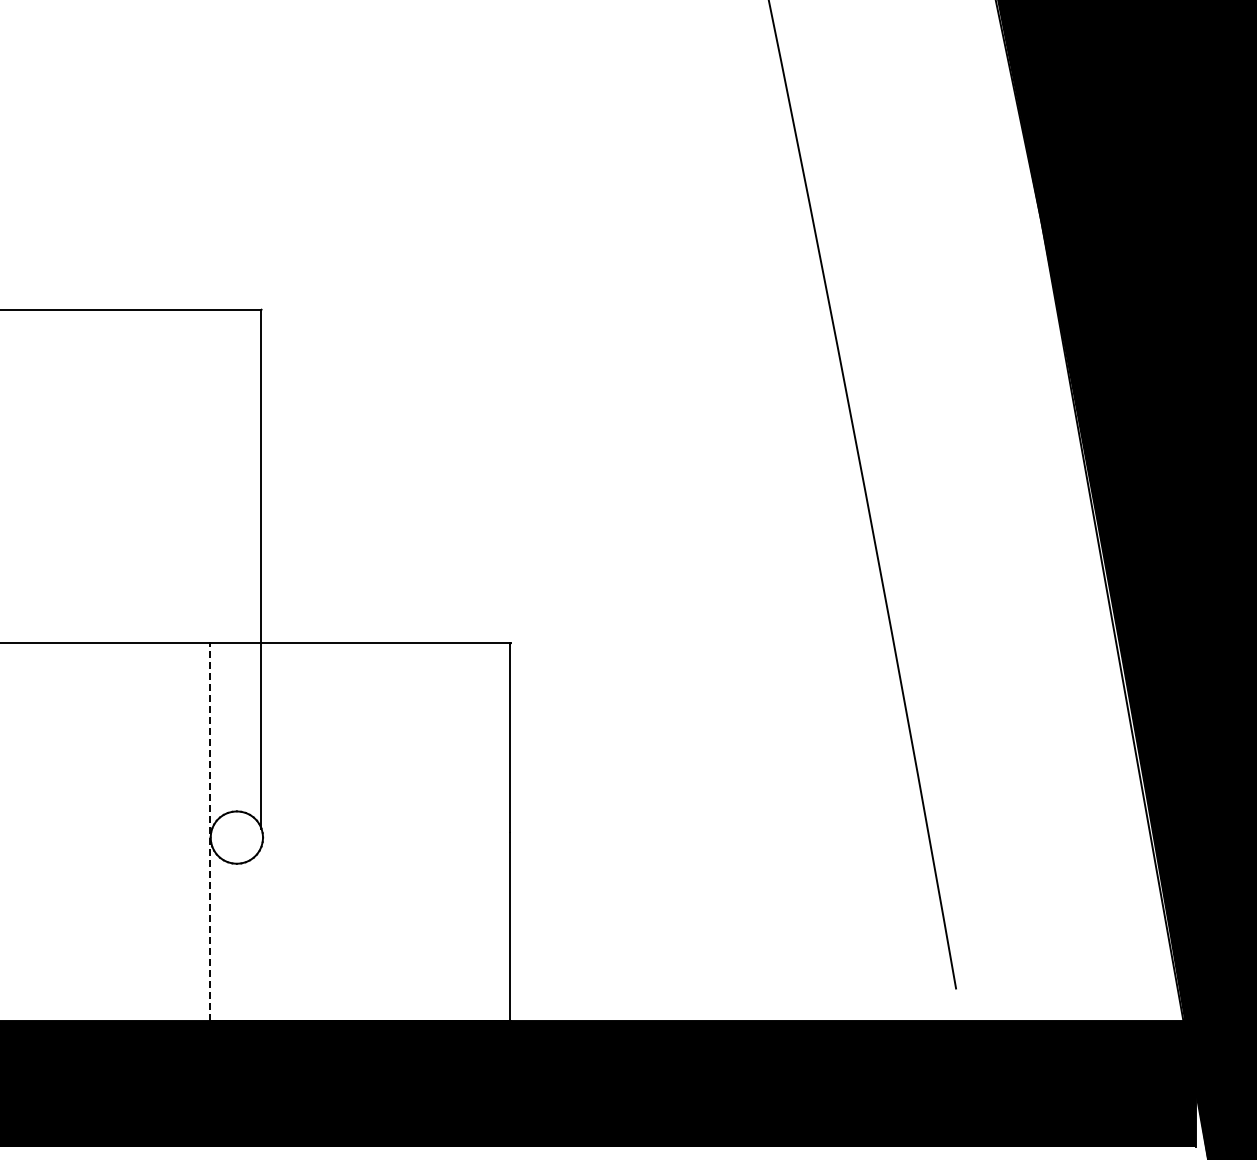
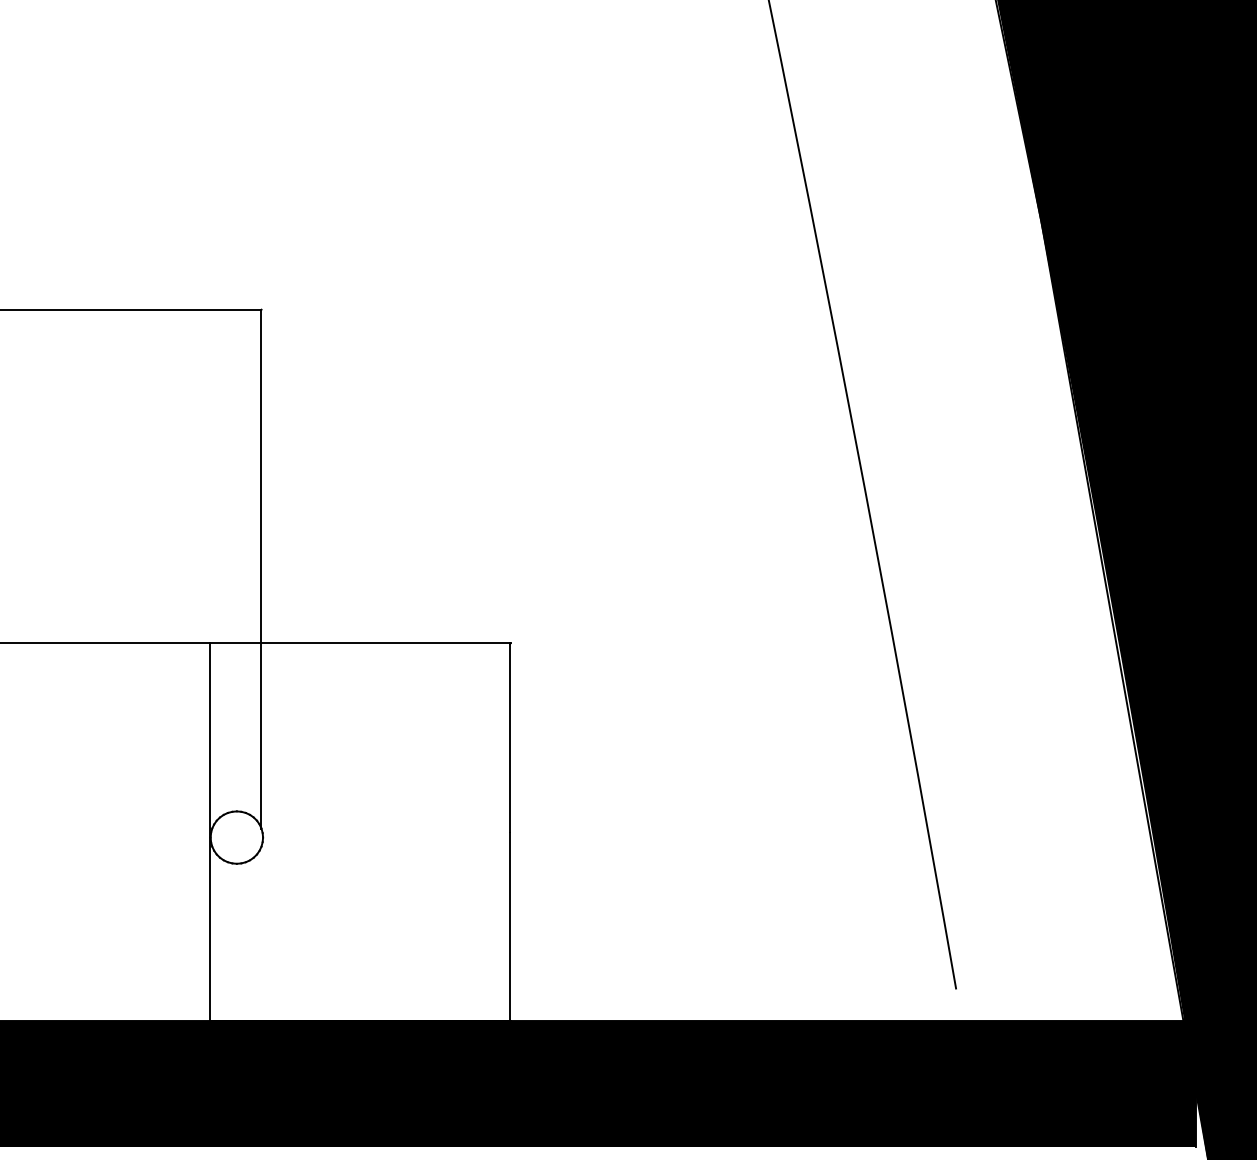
line: dashed -> solid (209, 832)
